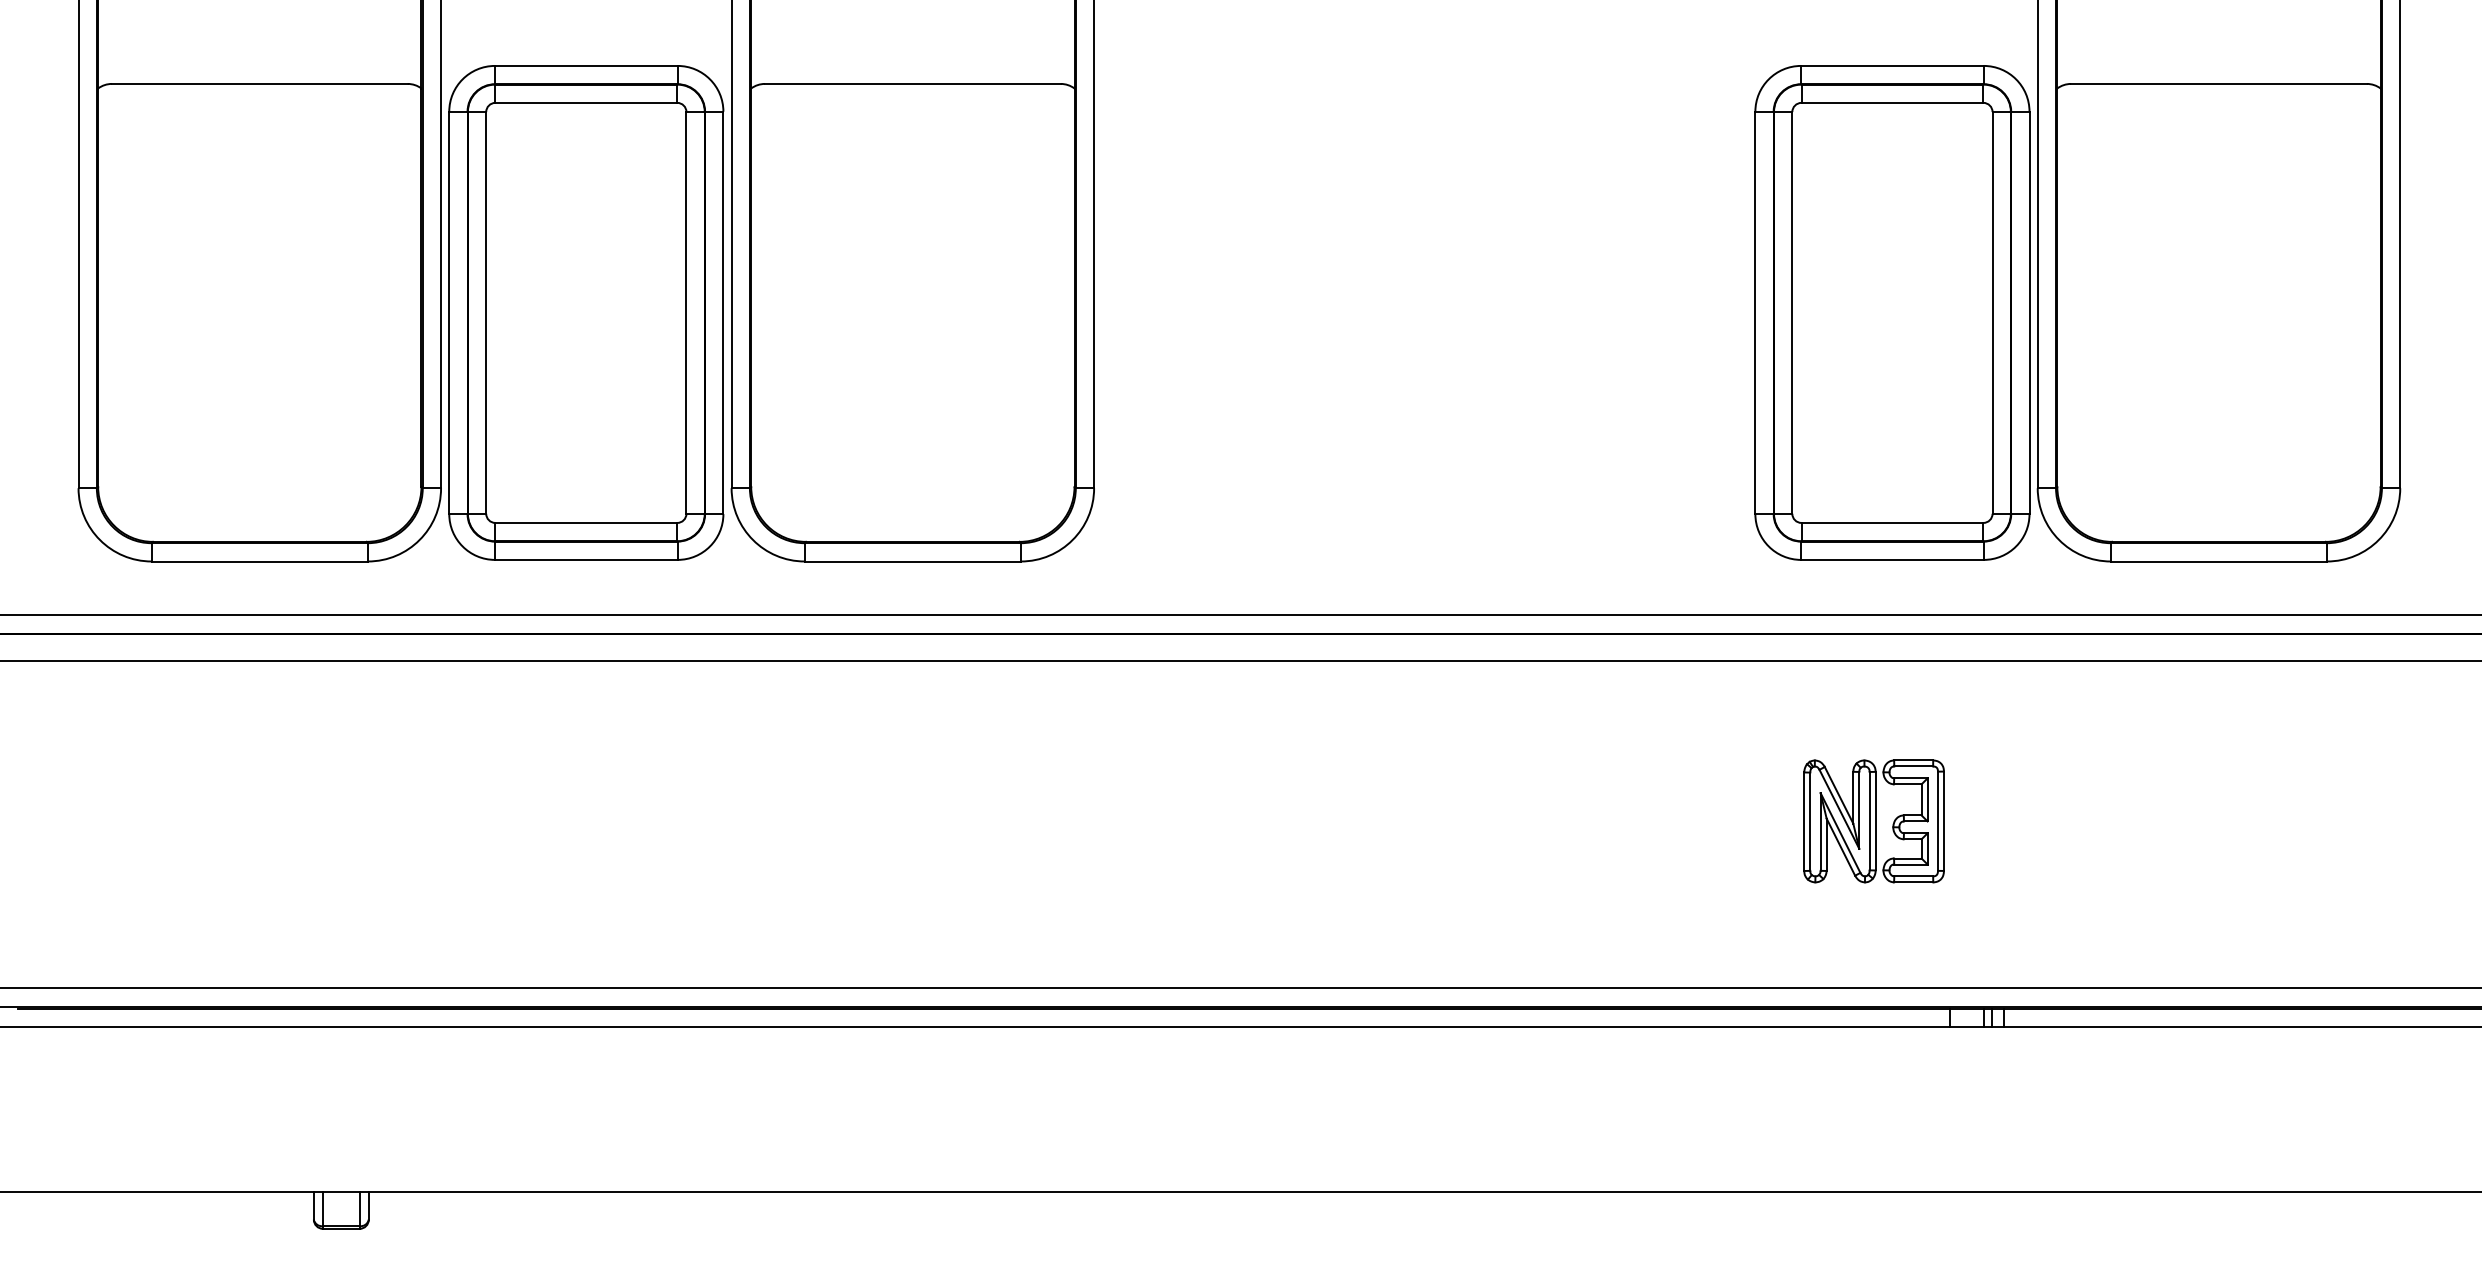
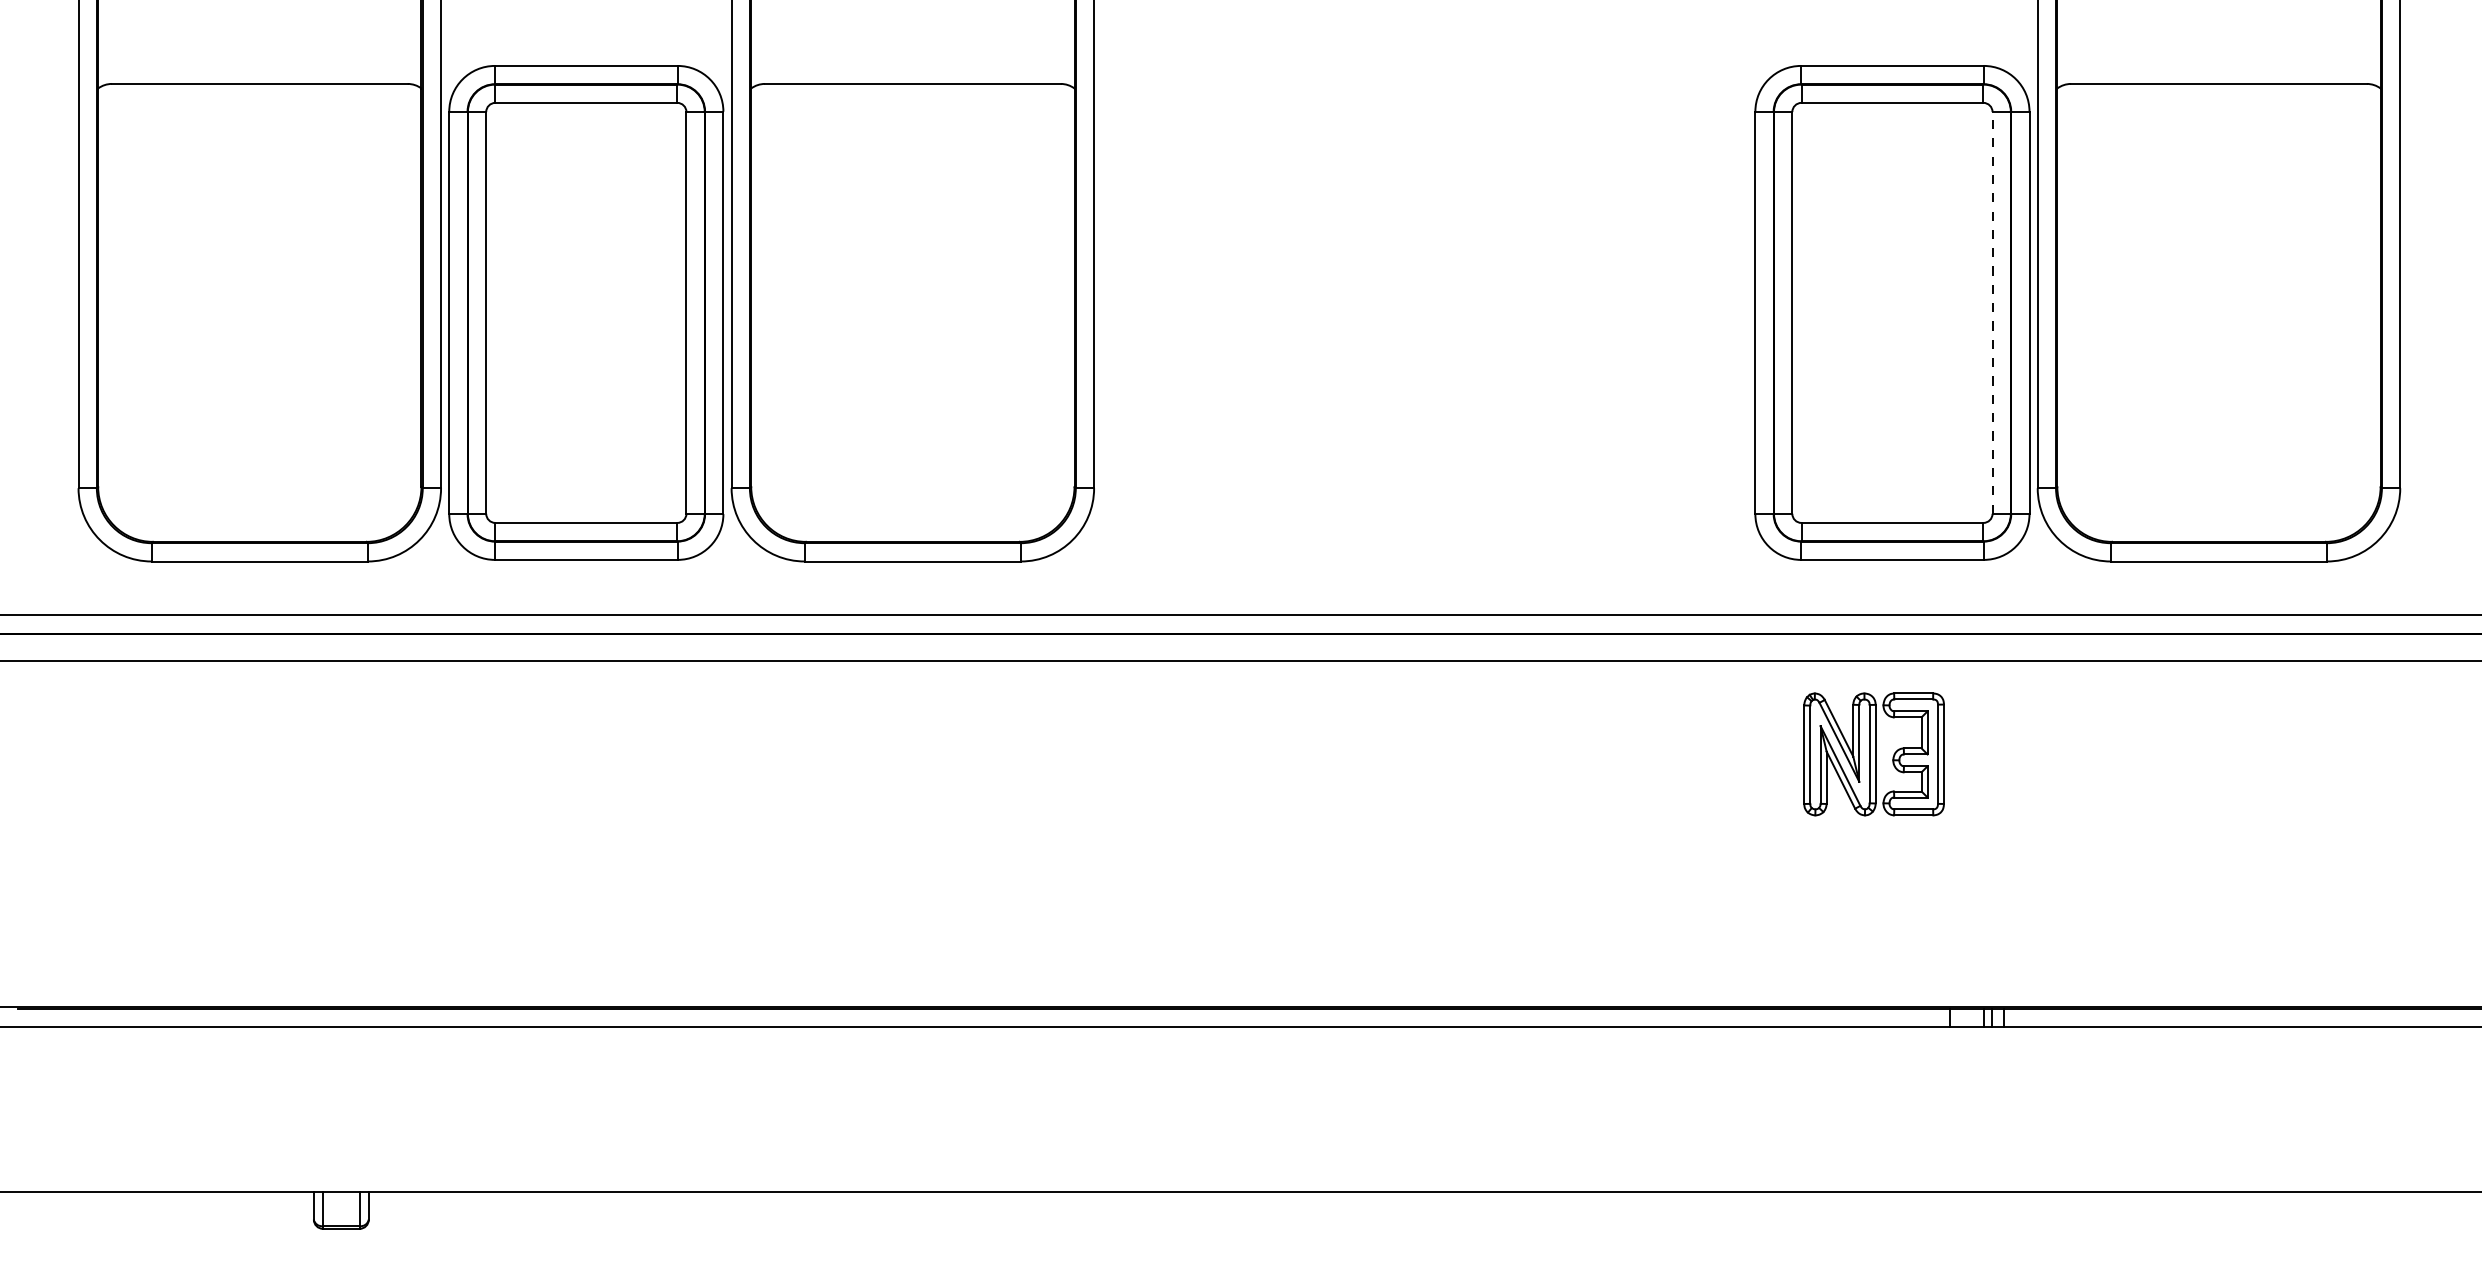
line: solid -> dashed (1992, 312)
part position: (1873, 821) -> (1873, 754) (1873, 754)
line: present -> none (1240, 988)
